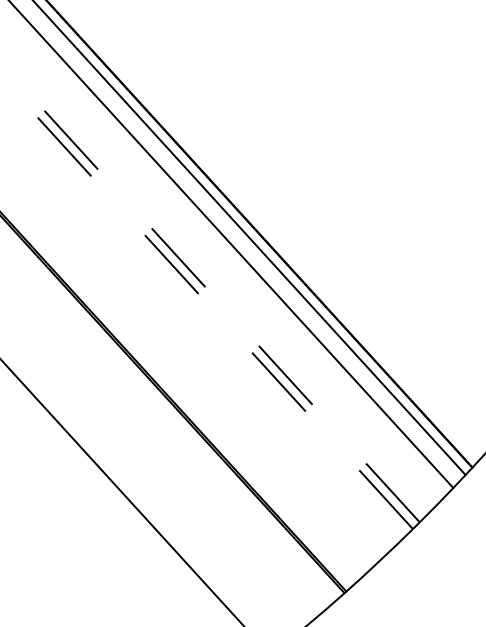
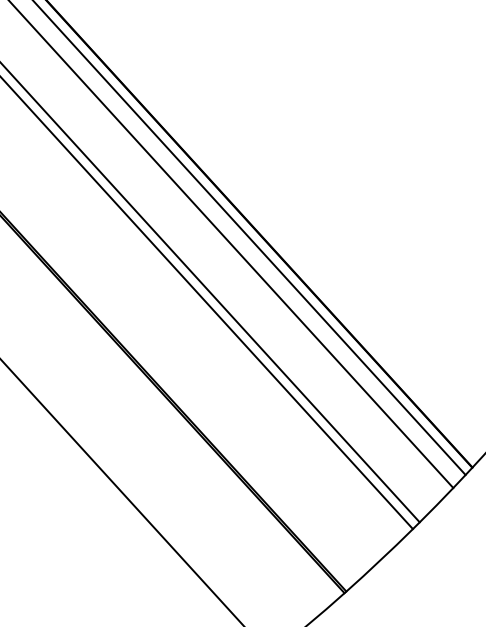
line: dashed -> solid (209, 291)
line: dashed -> solid (206, 302)
